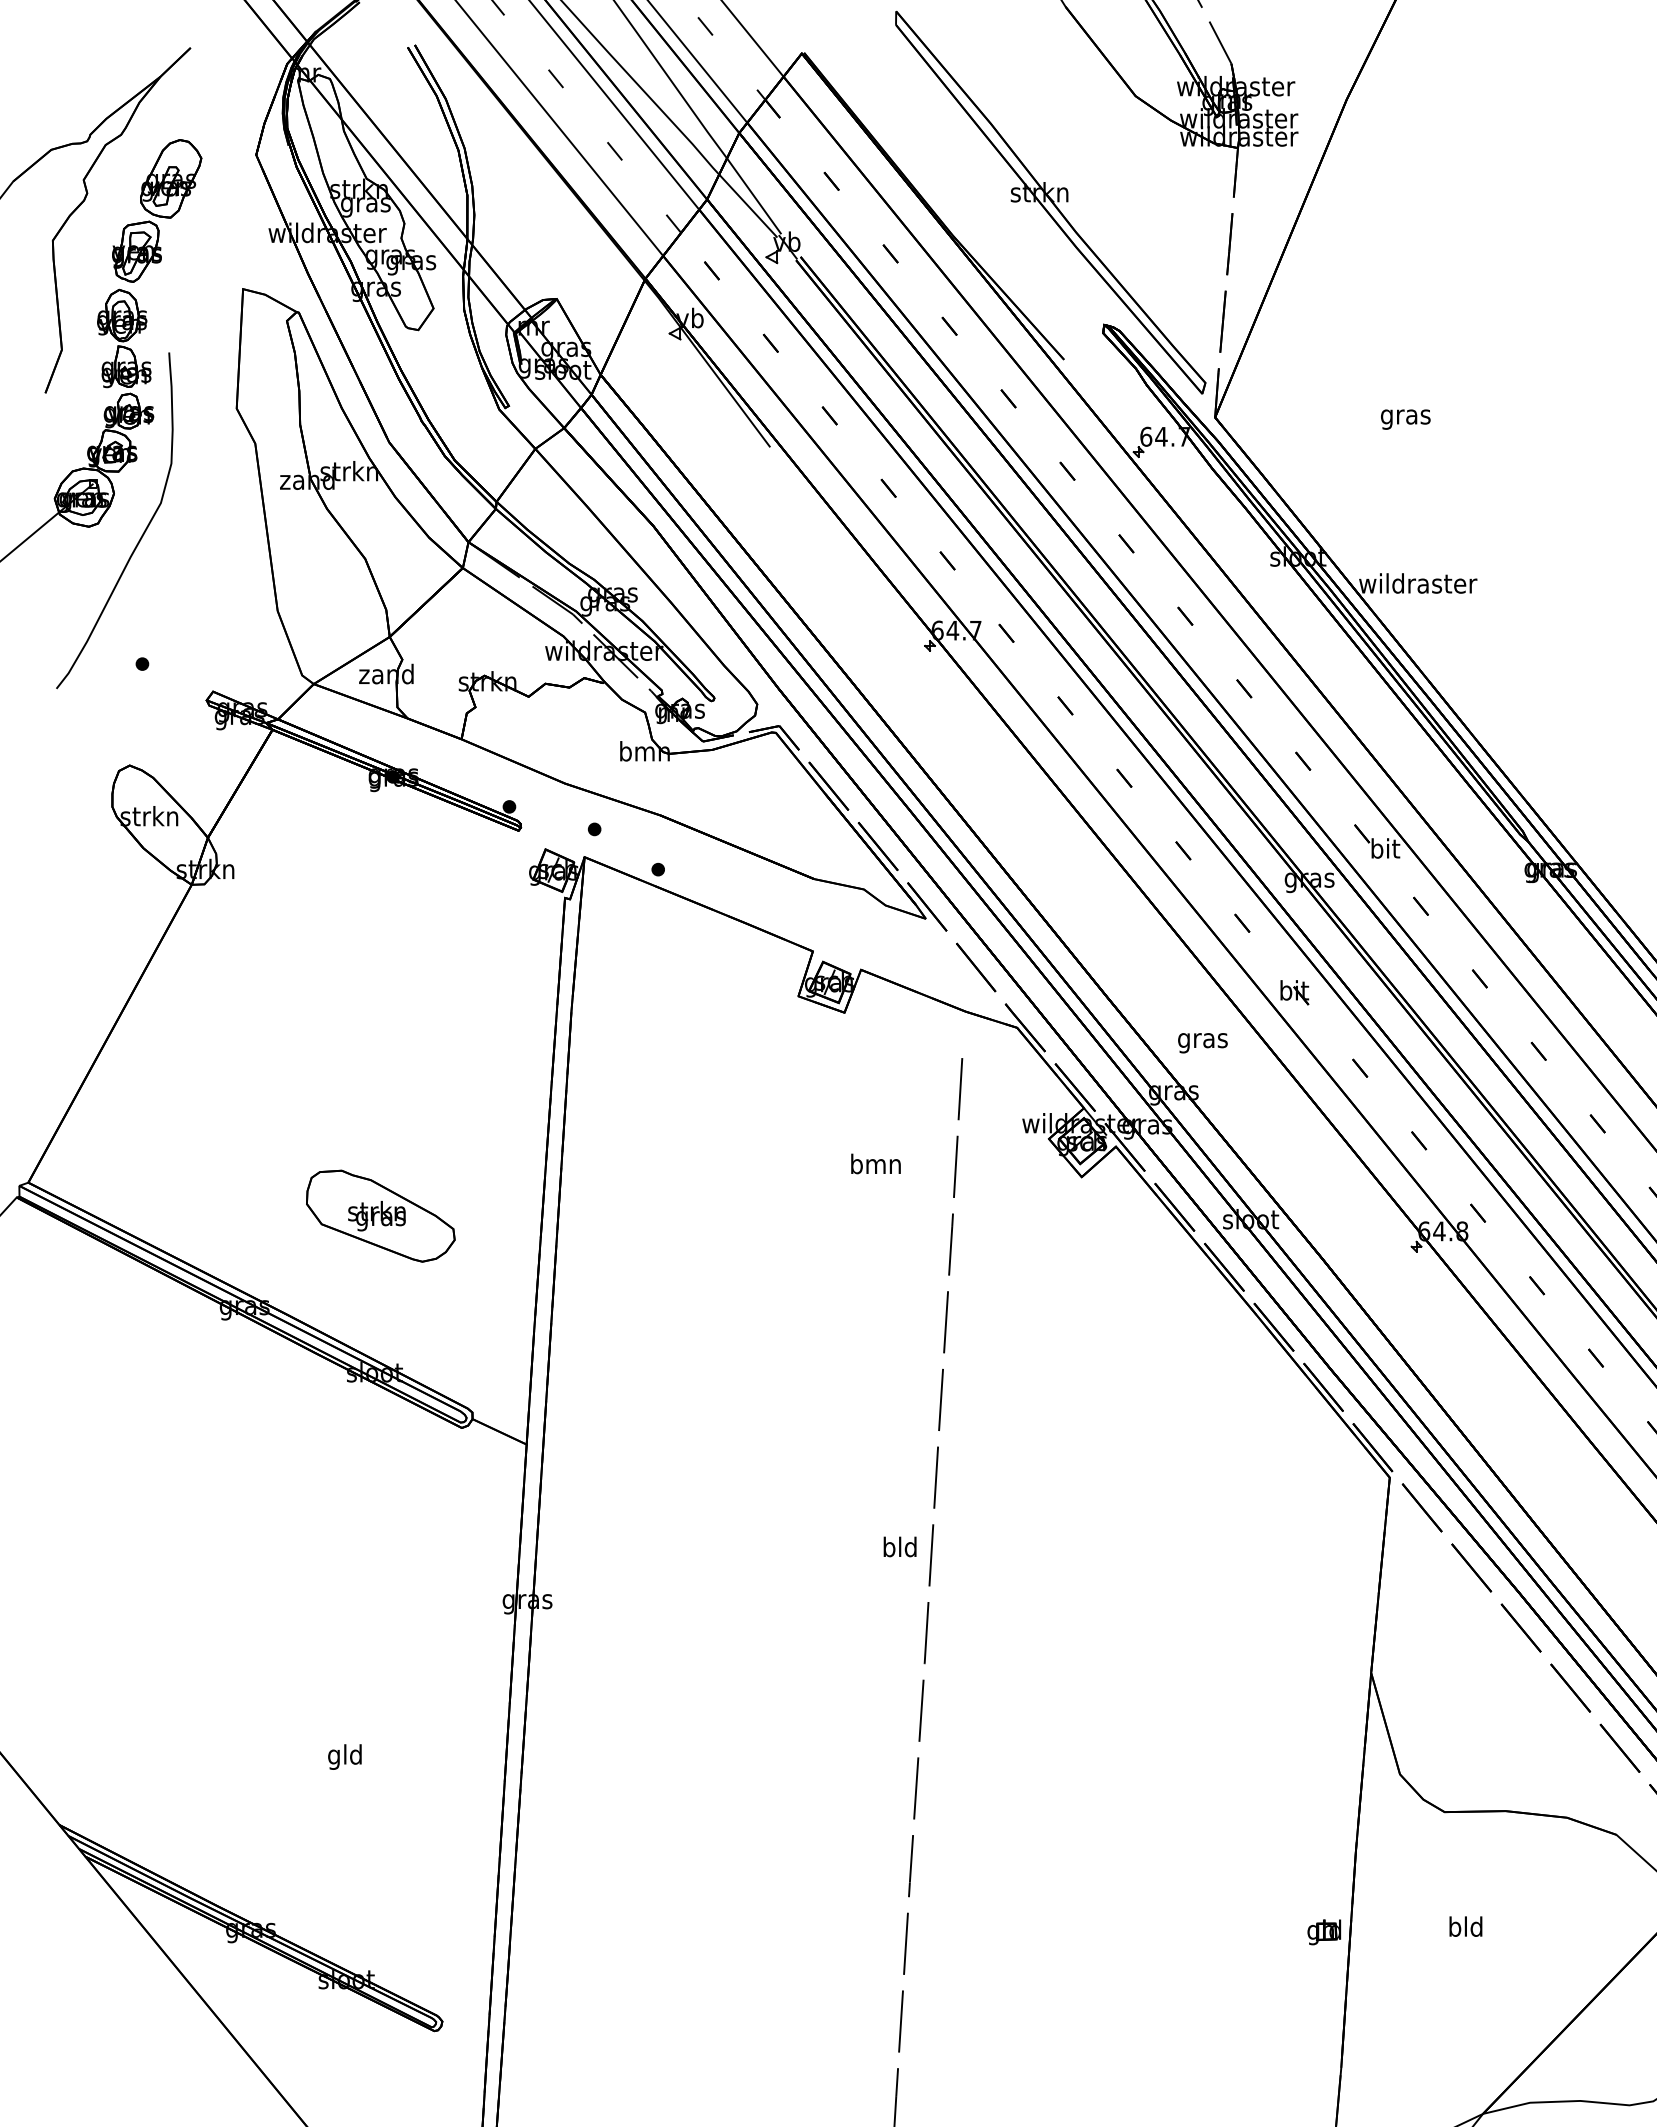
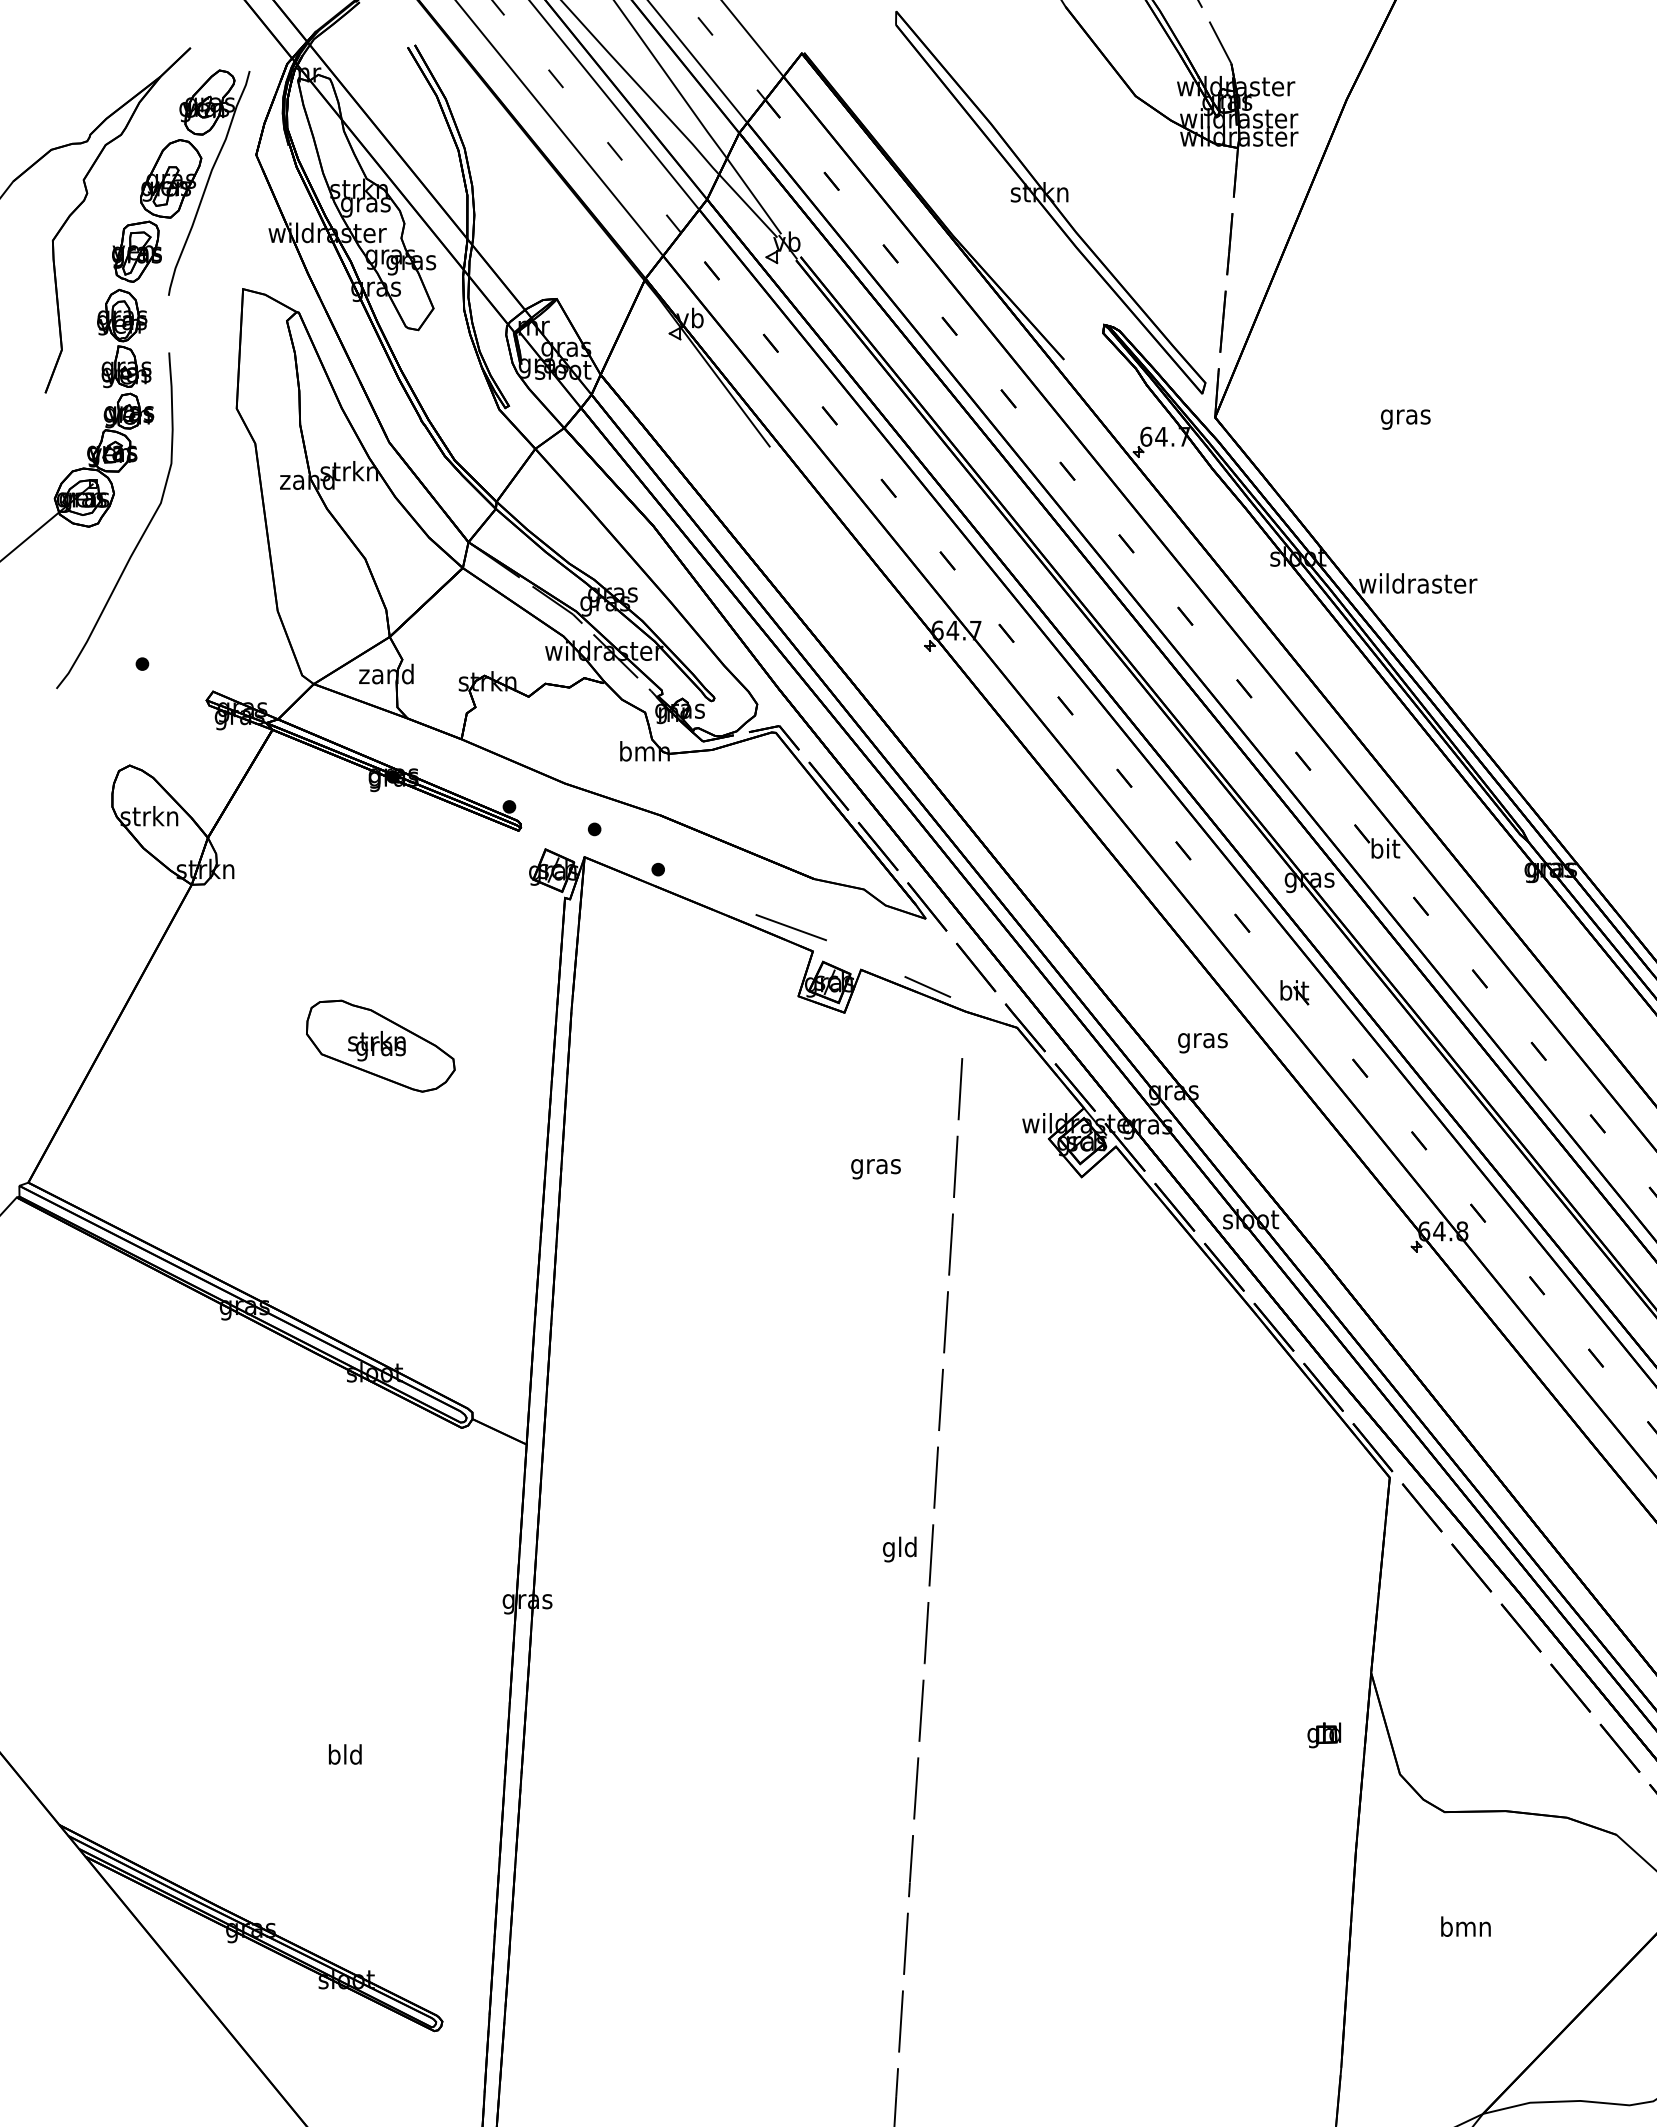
part: none -> present (209, 182)
line: none -> present (791, 927)
line: none -> present (927, 986)
text: bmn -> gras (875, 1166)
part position: (380, 1215) -> (380, 1045) (380, 1045)
text: bld -> gld (889, 1549)
text: gld -> bld (334, 1756)
text: bld -> bmn (1465, 1926)
part position: (1324, 1932) -> (1324, 1735) (1324, 1735)
